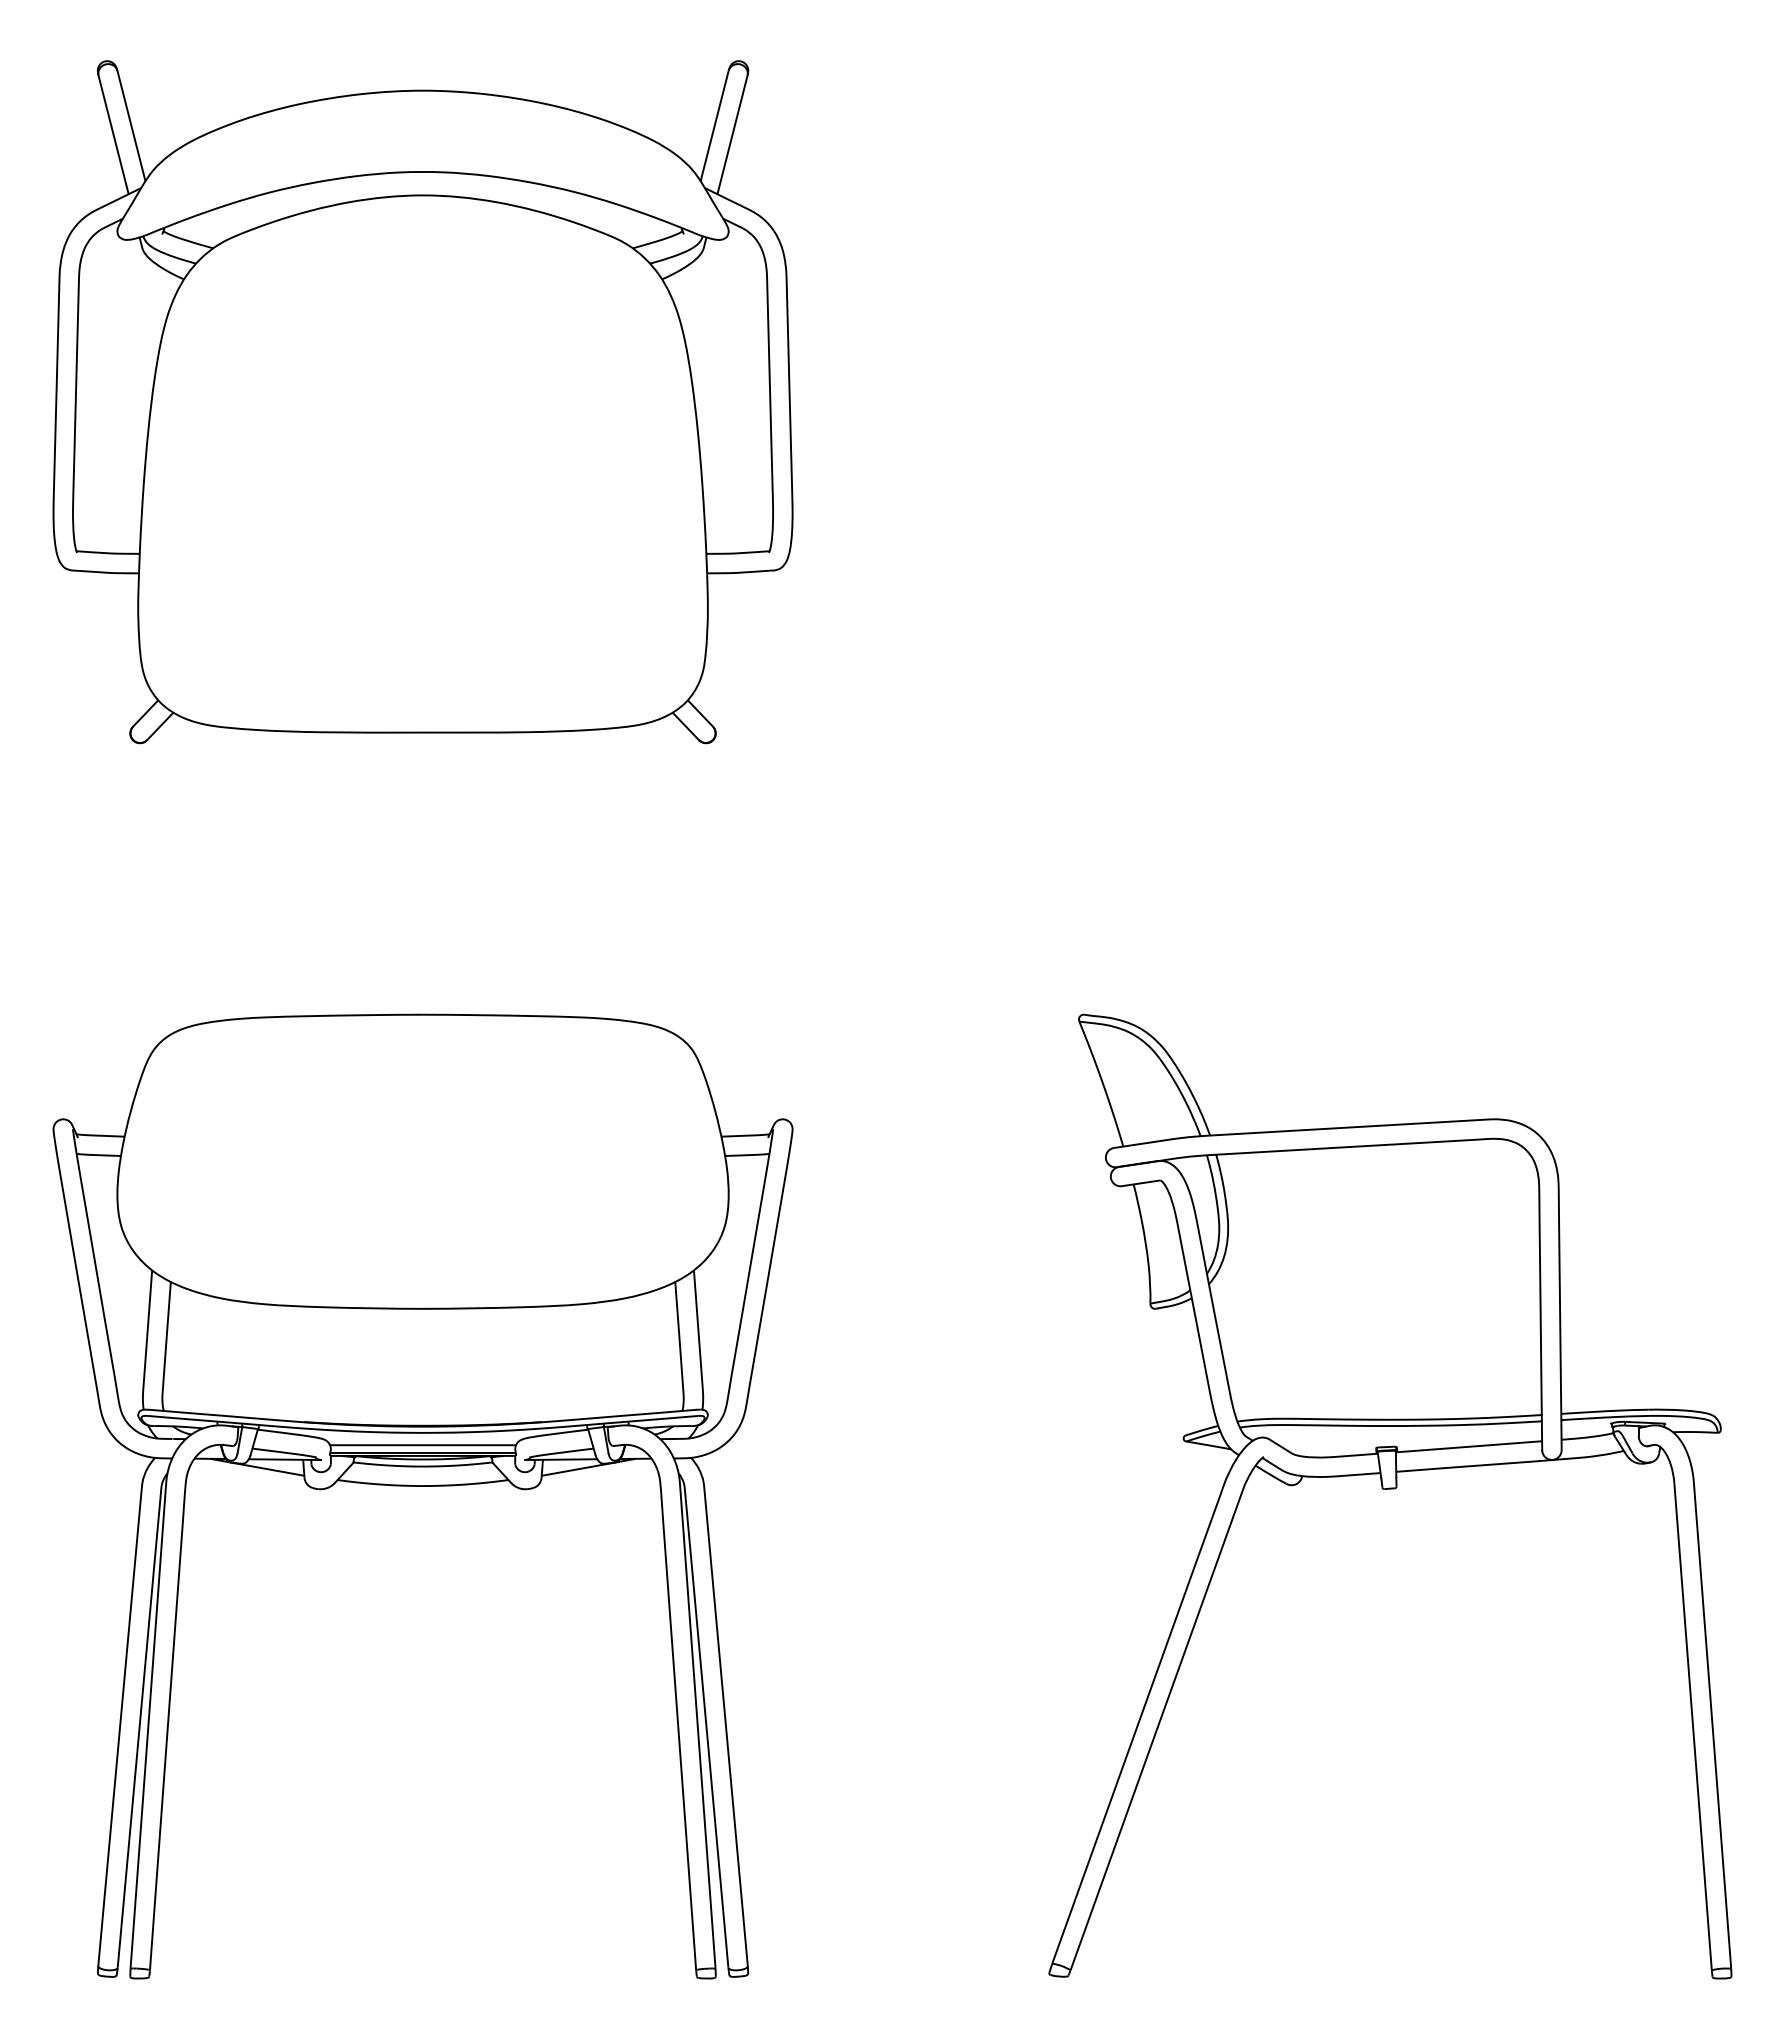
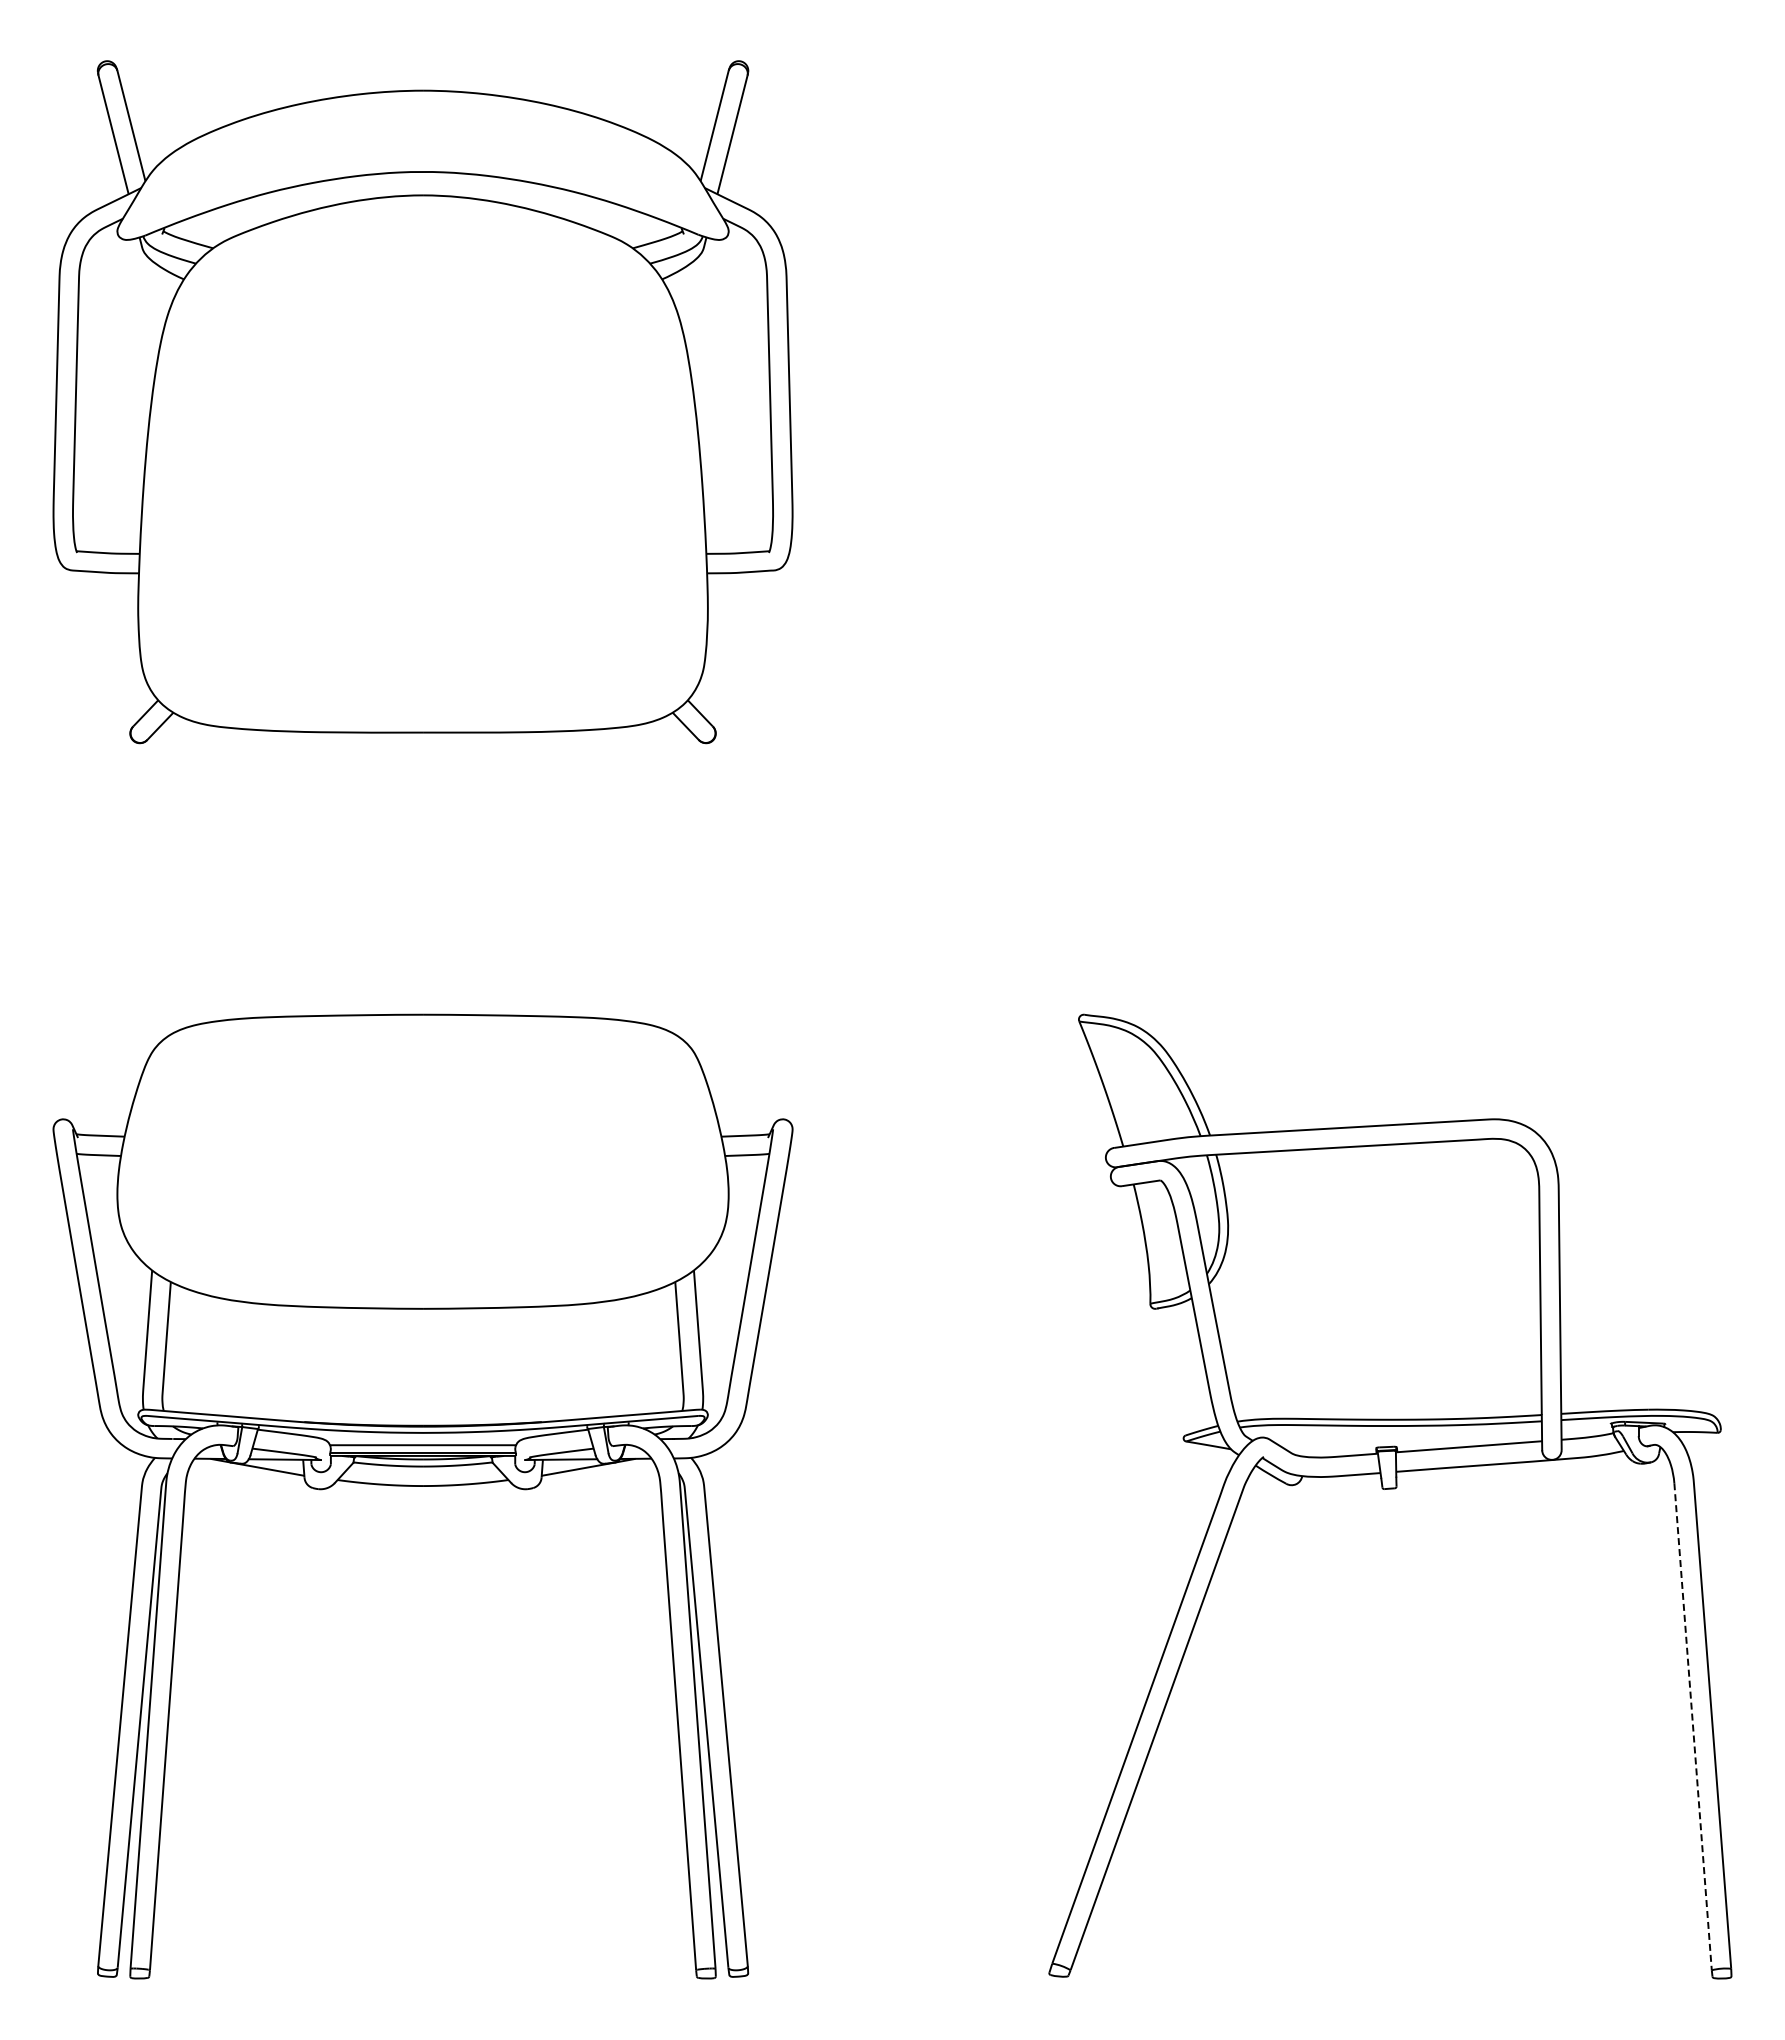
line: solid -> dashed (1693, 1727)
